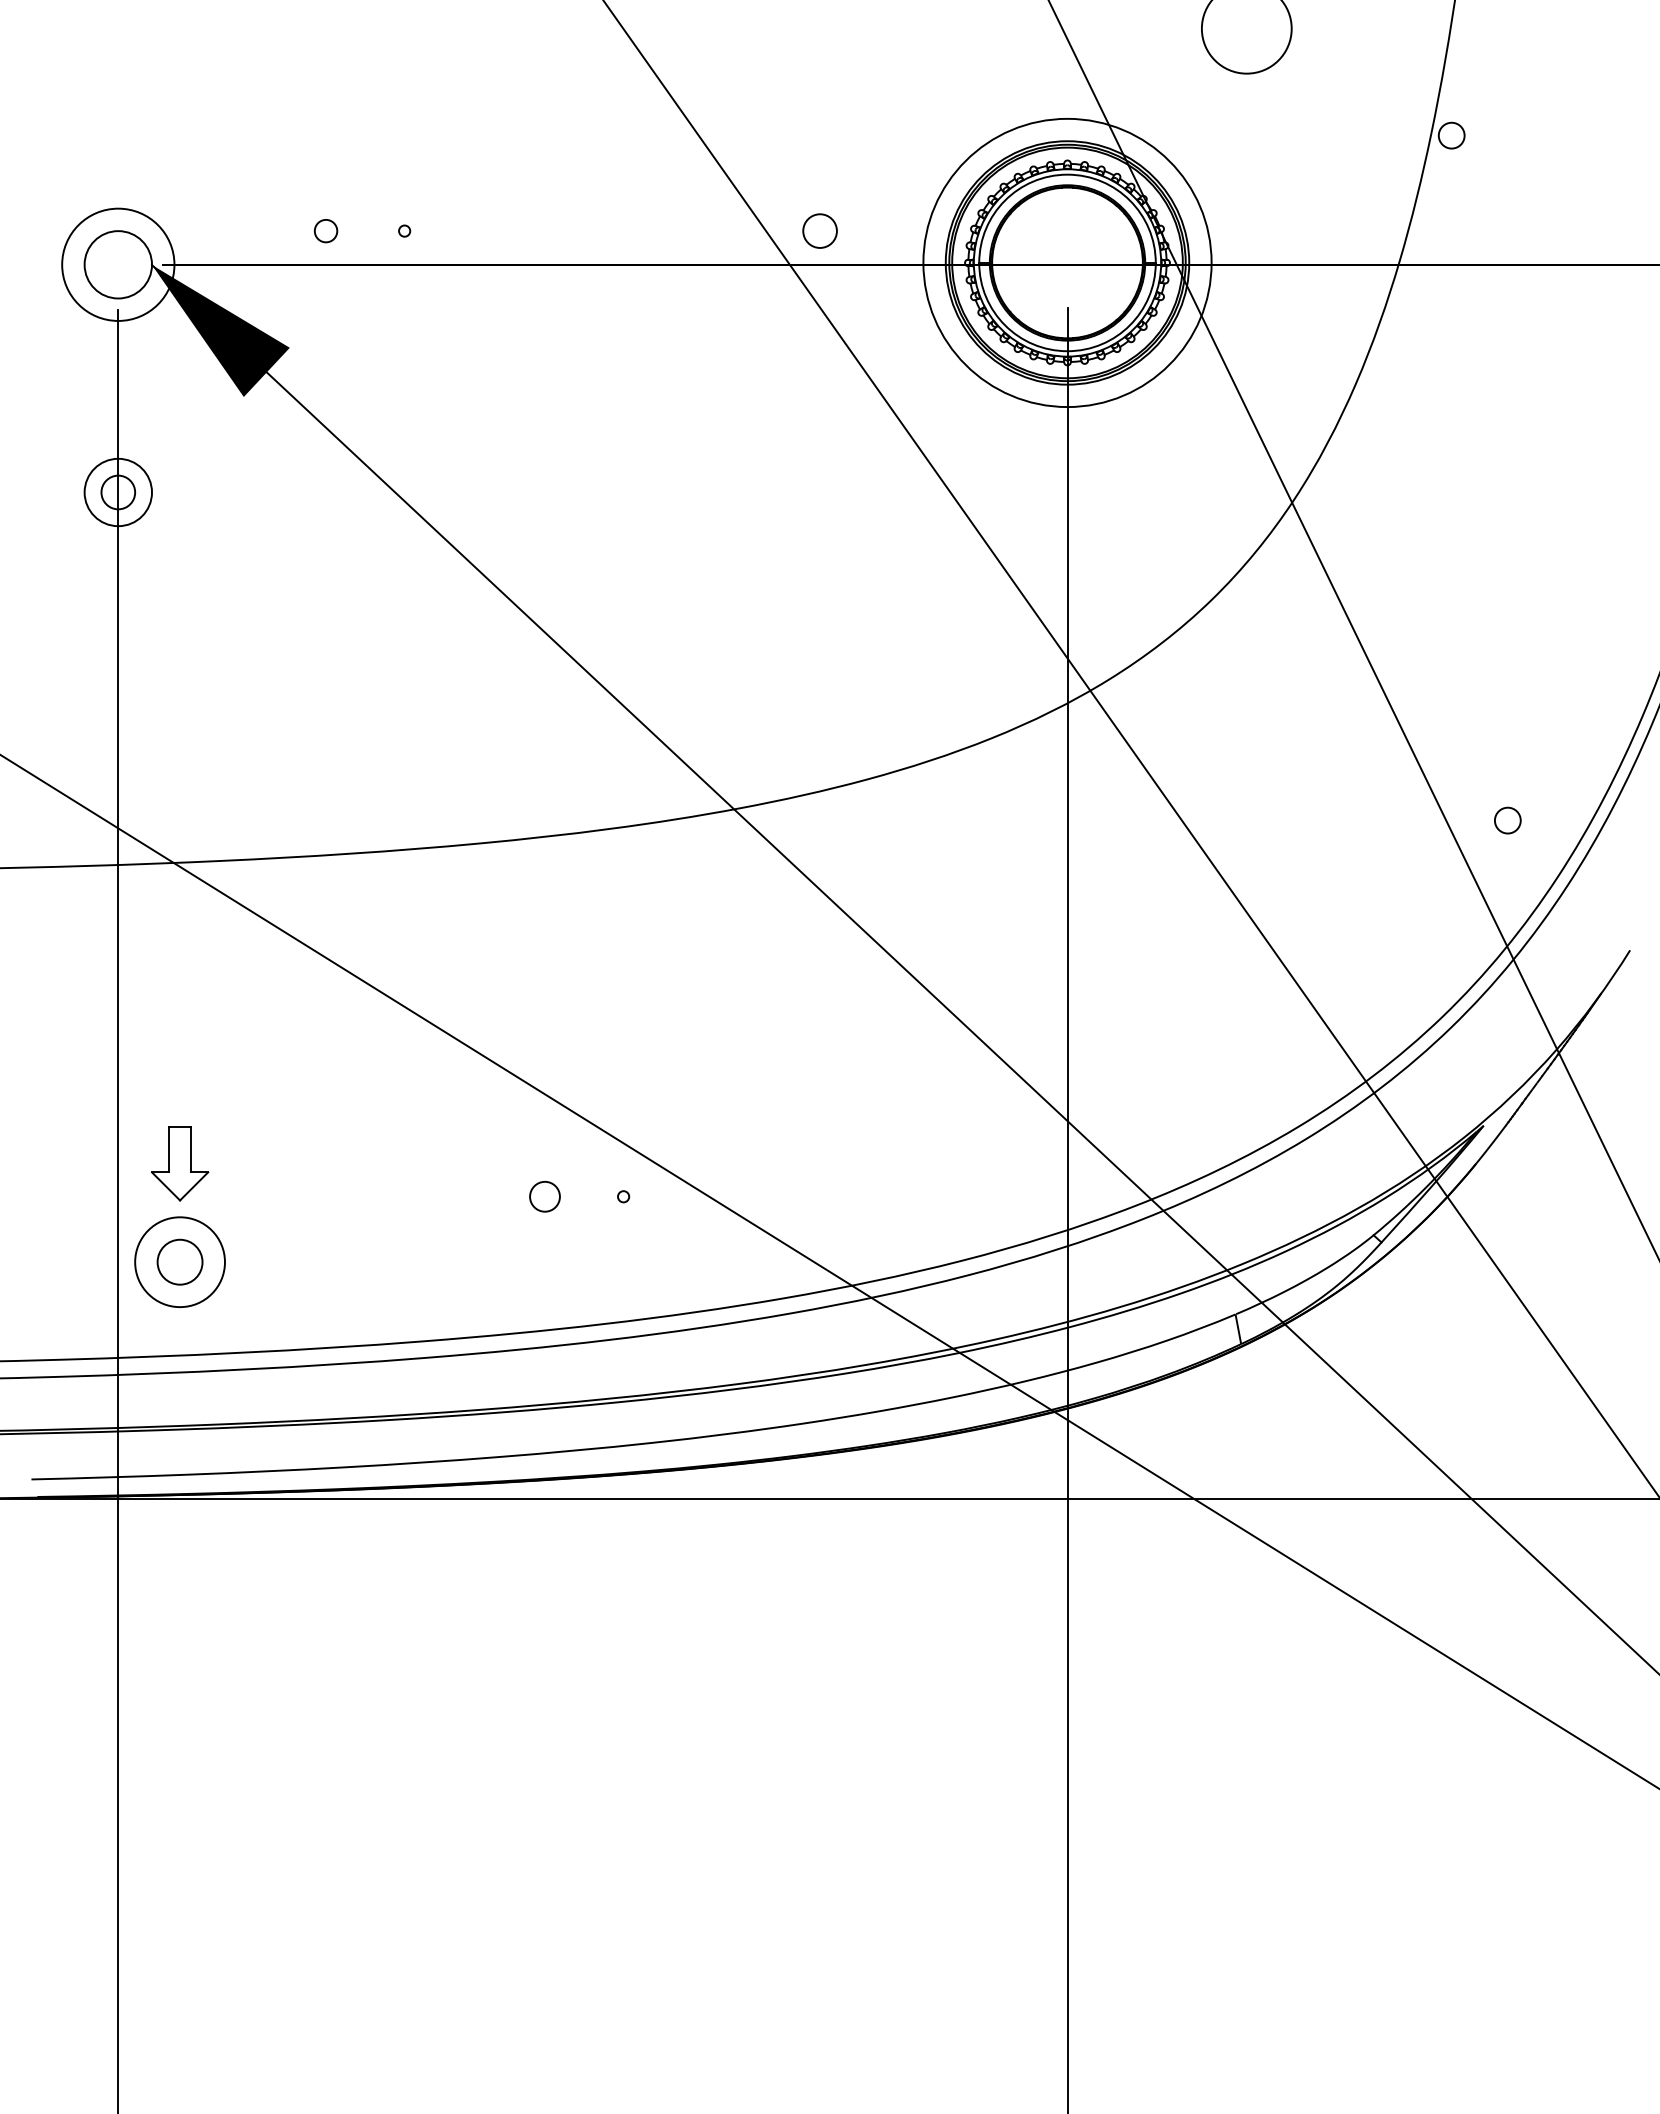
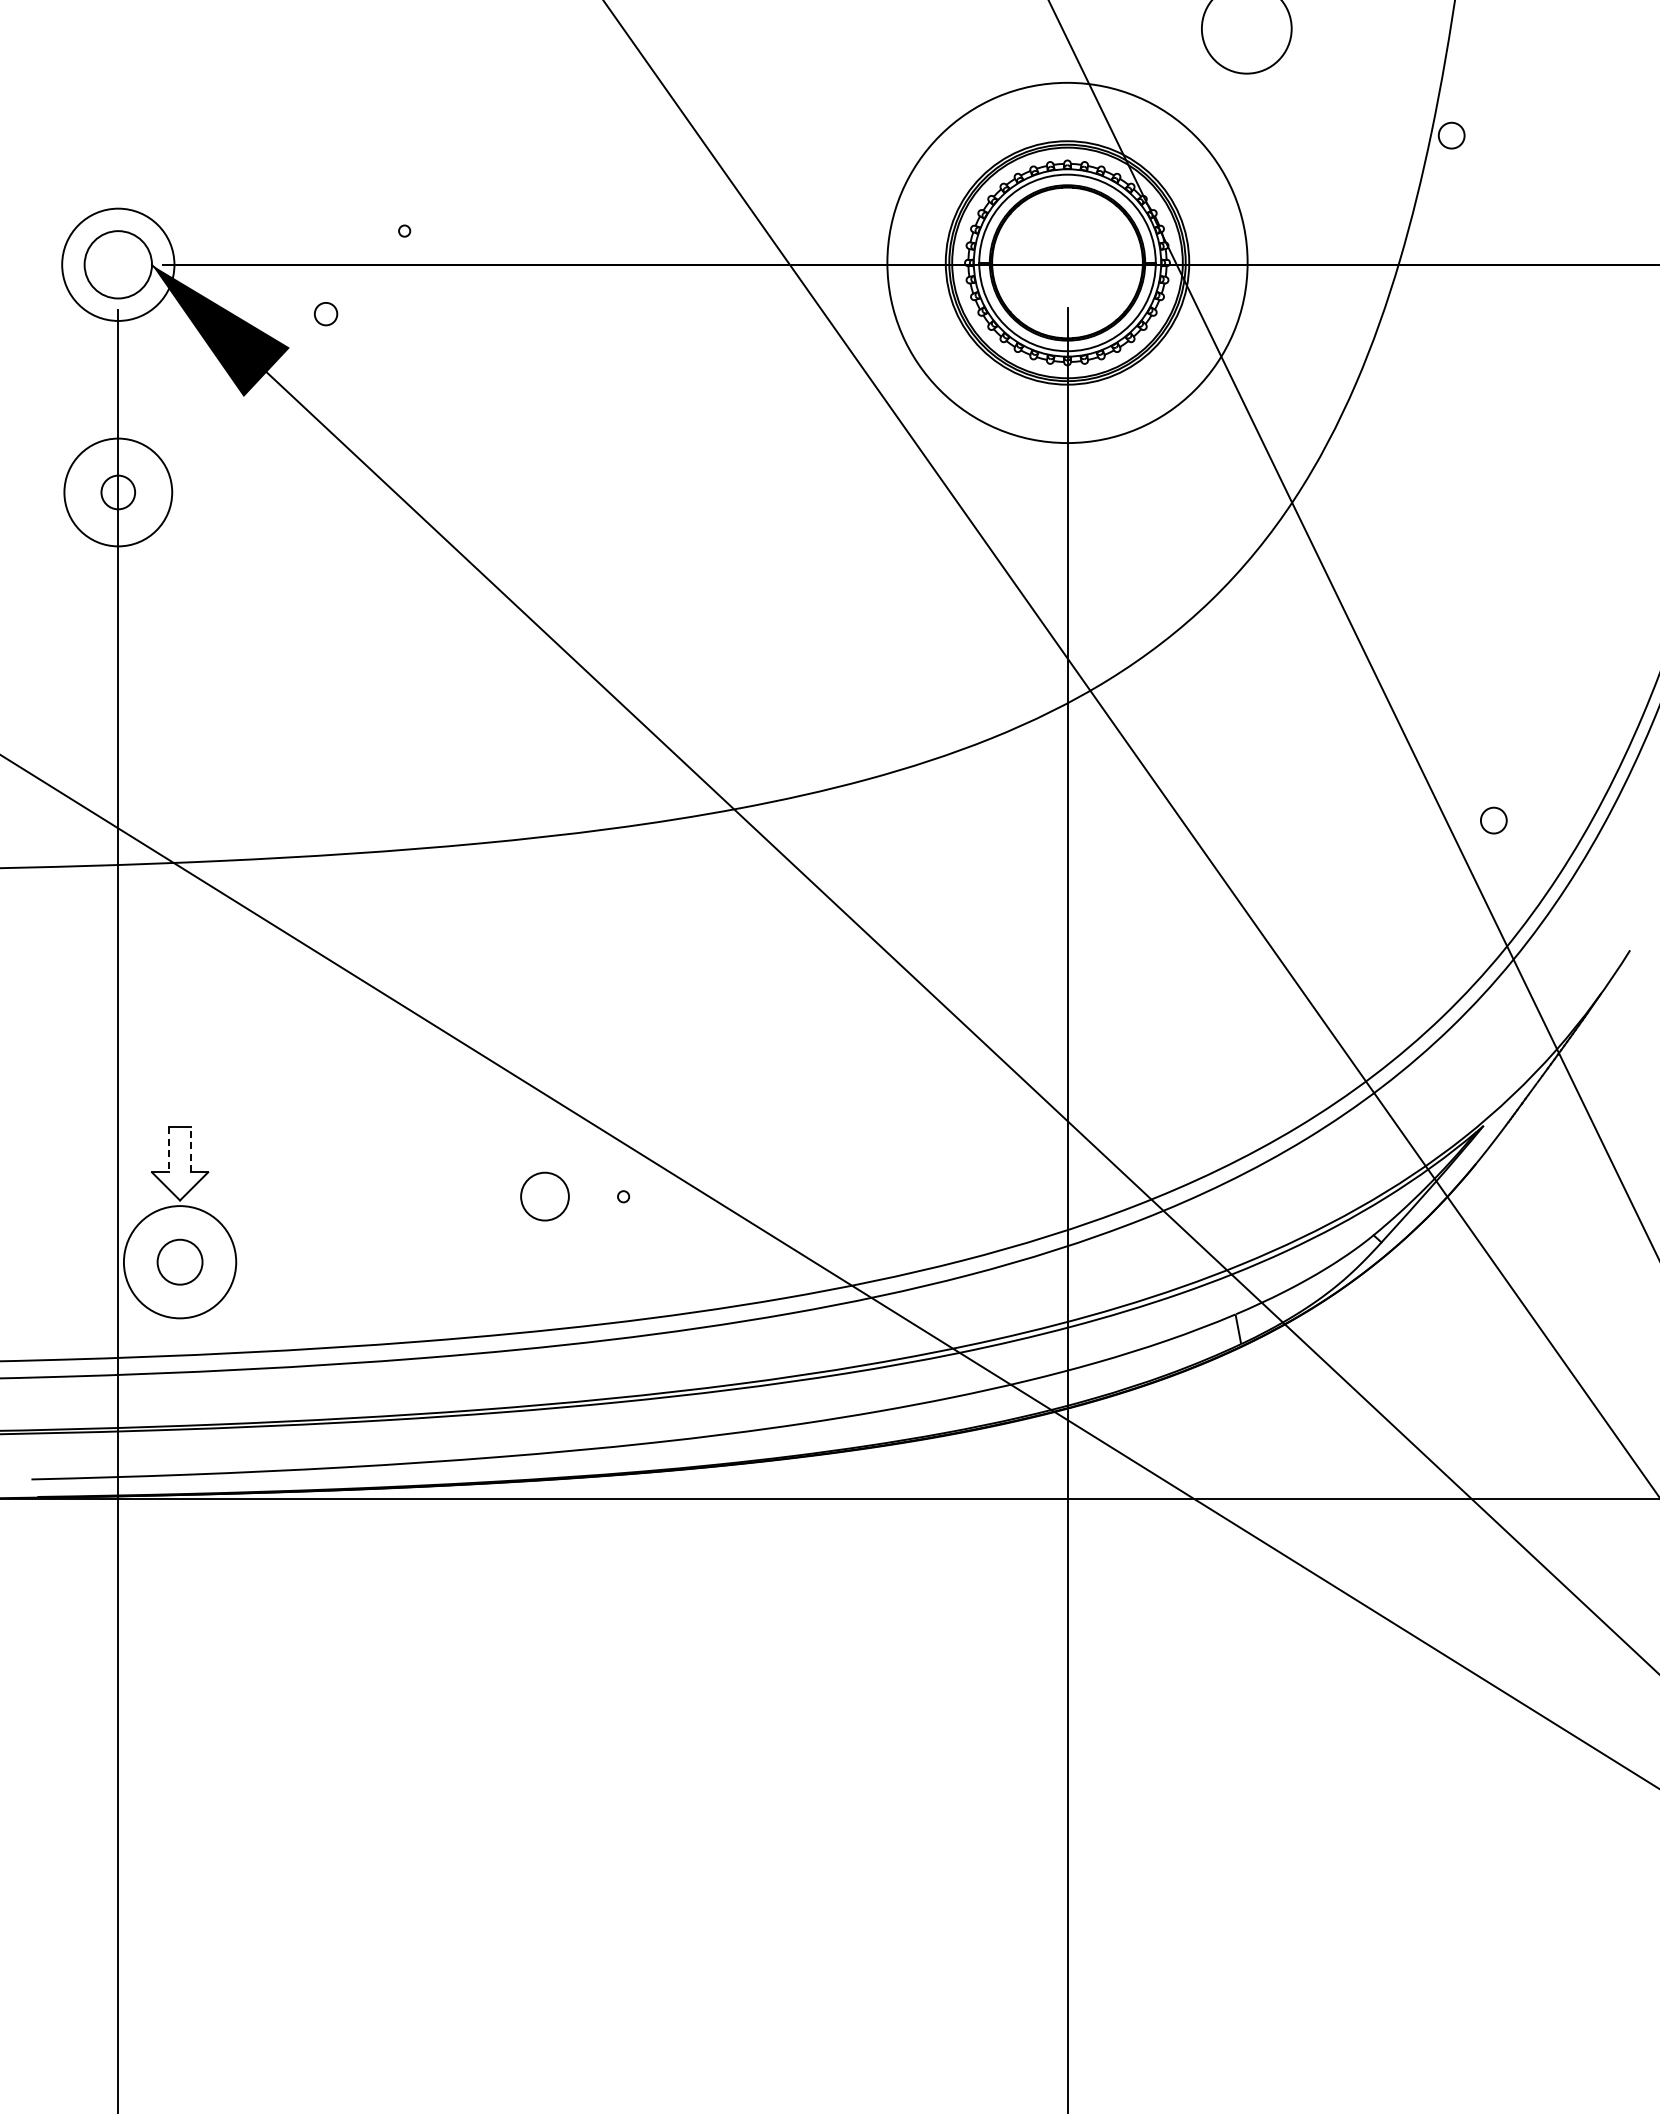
circle: present -> none (819, 230)
circle position: (326, 231) -> (326, 314) (326, 314)
circle diameter: 288 px -> 360 px (1067, 262)
circle diameter: 67 px -> 108 px (118, 492)
circle position: (1507, 820) -> (1493, 820) (1493, 820)
line: solid -> dashed (191, 1149)
line: solid -> dashed (168, 1150)
circle size: 32x32 px -> 50x51 px (544, 1196)
circle diameter: 90 px -> 112 px (179, 1262)
